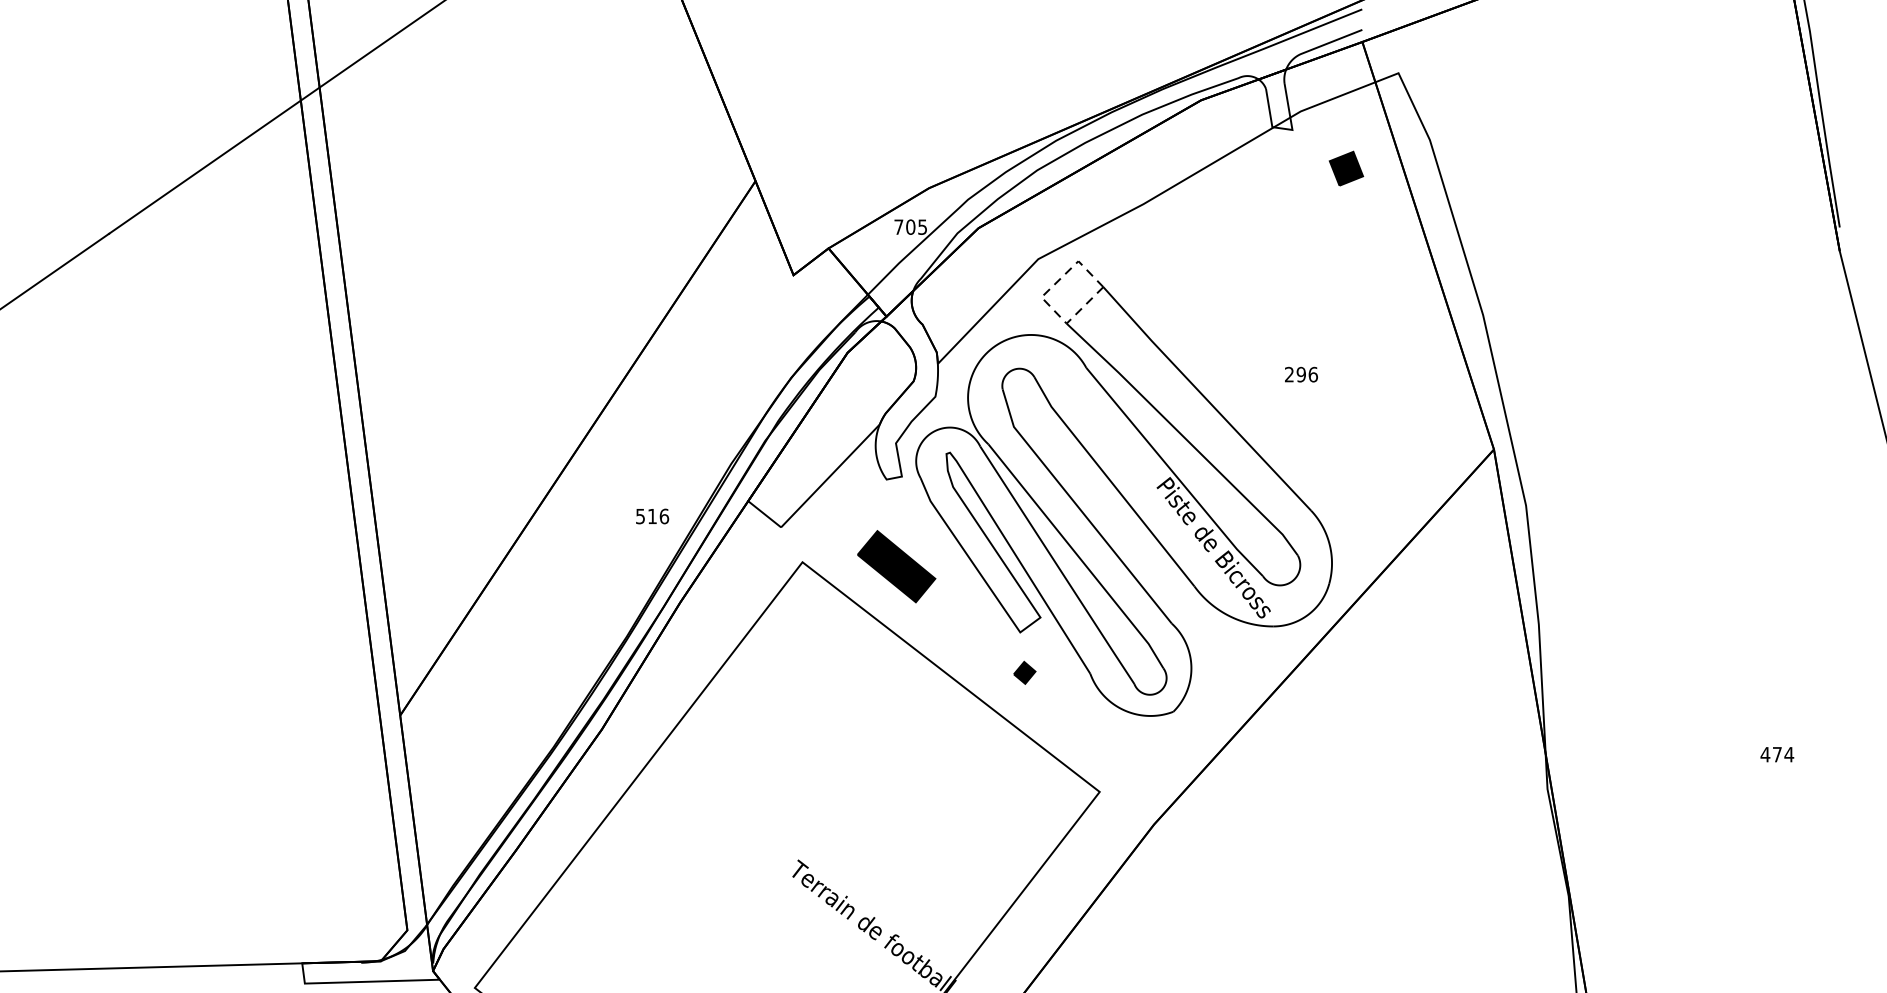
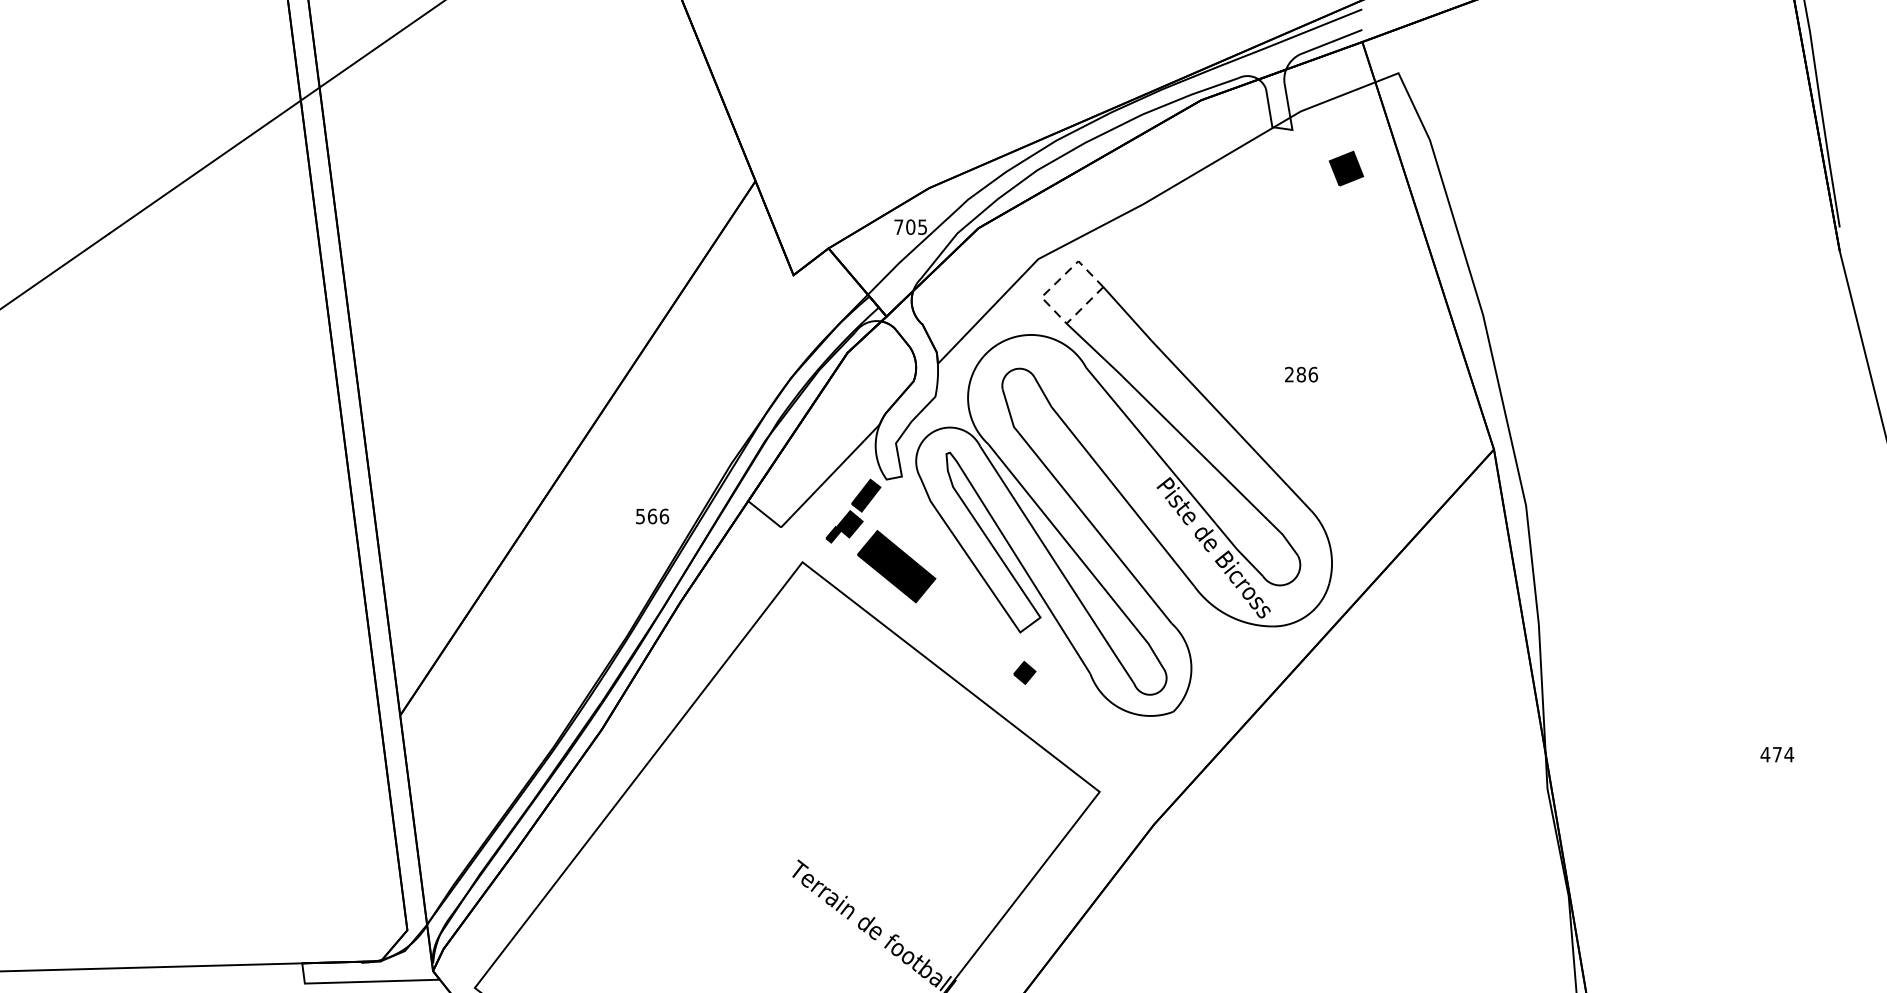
text: 296 -> 286 (1300, 374)
part: none -> present (853, 510)
text: 516 -> 566 (652, 516)
